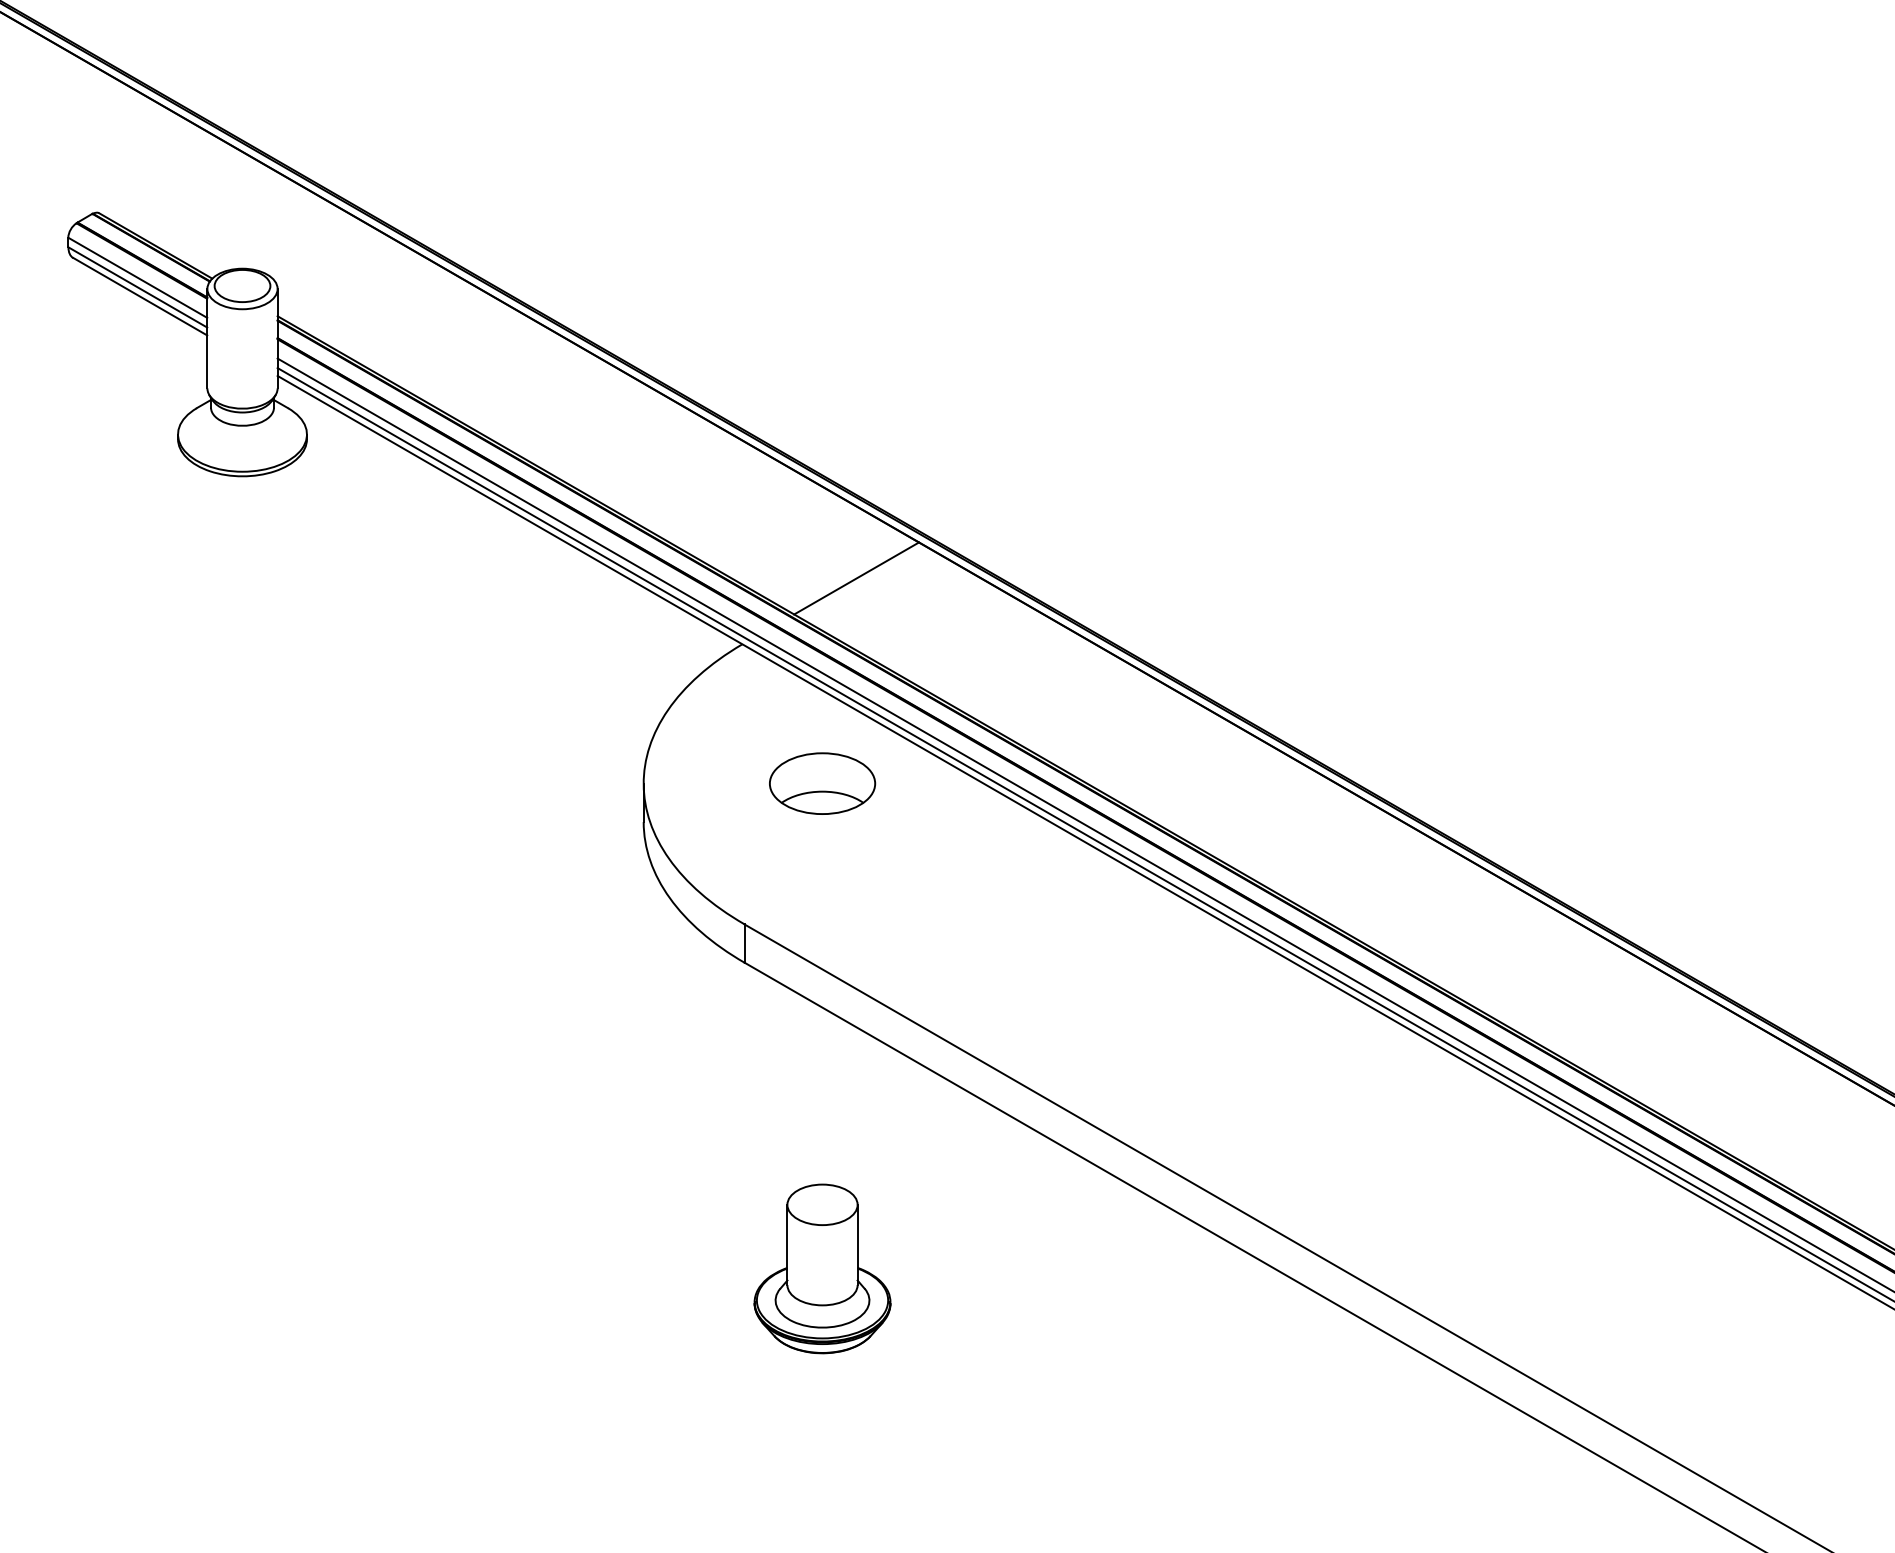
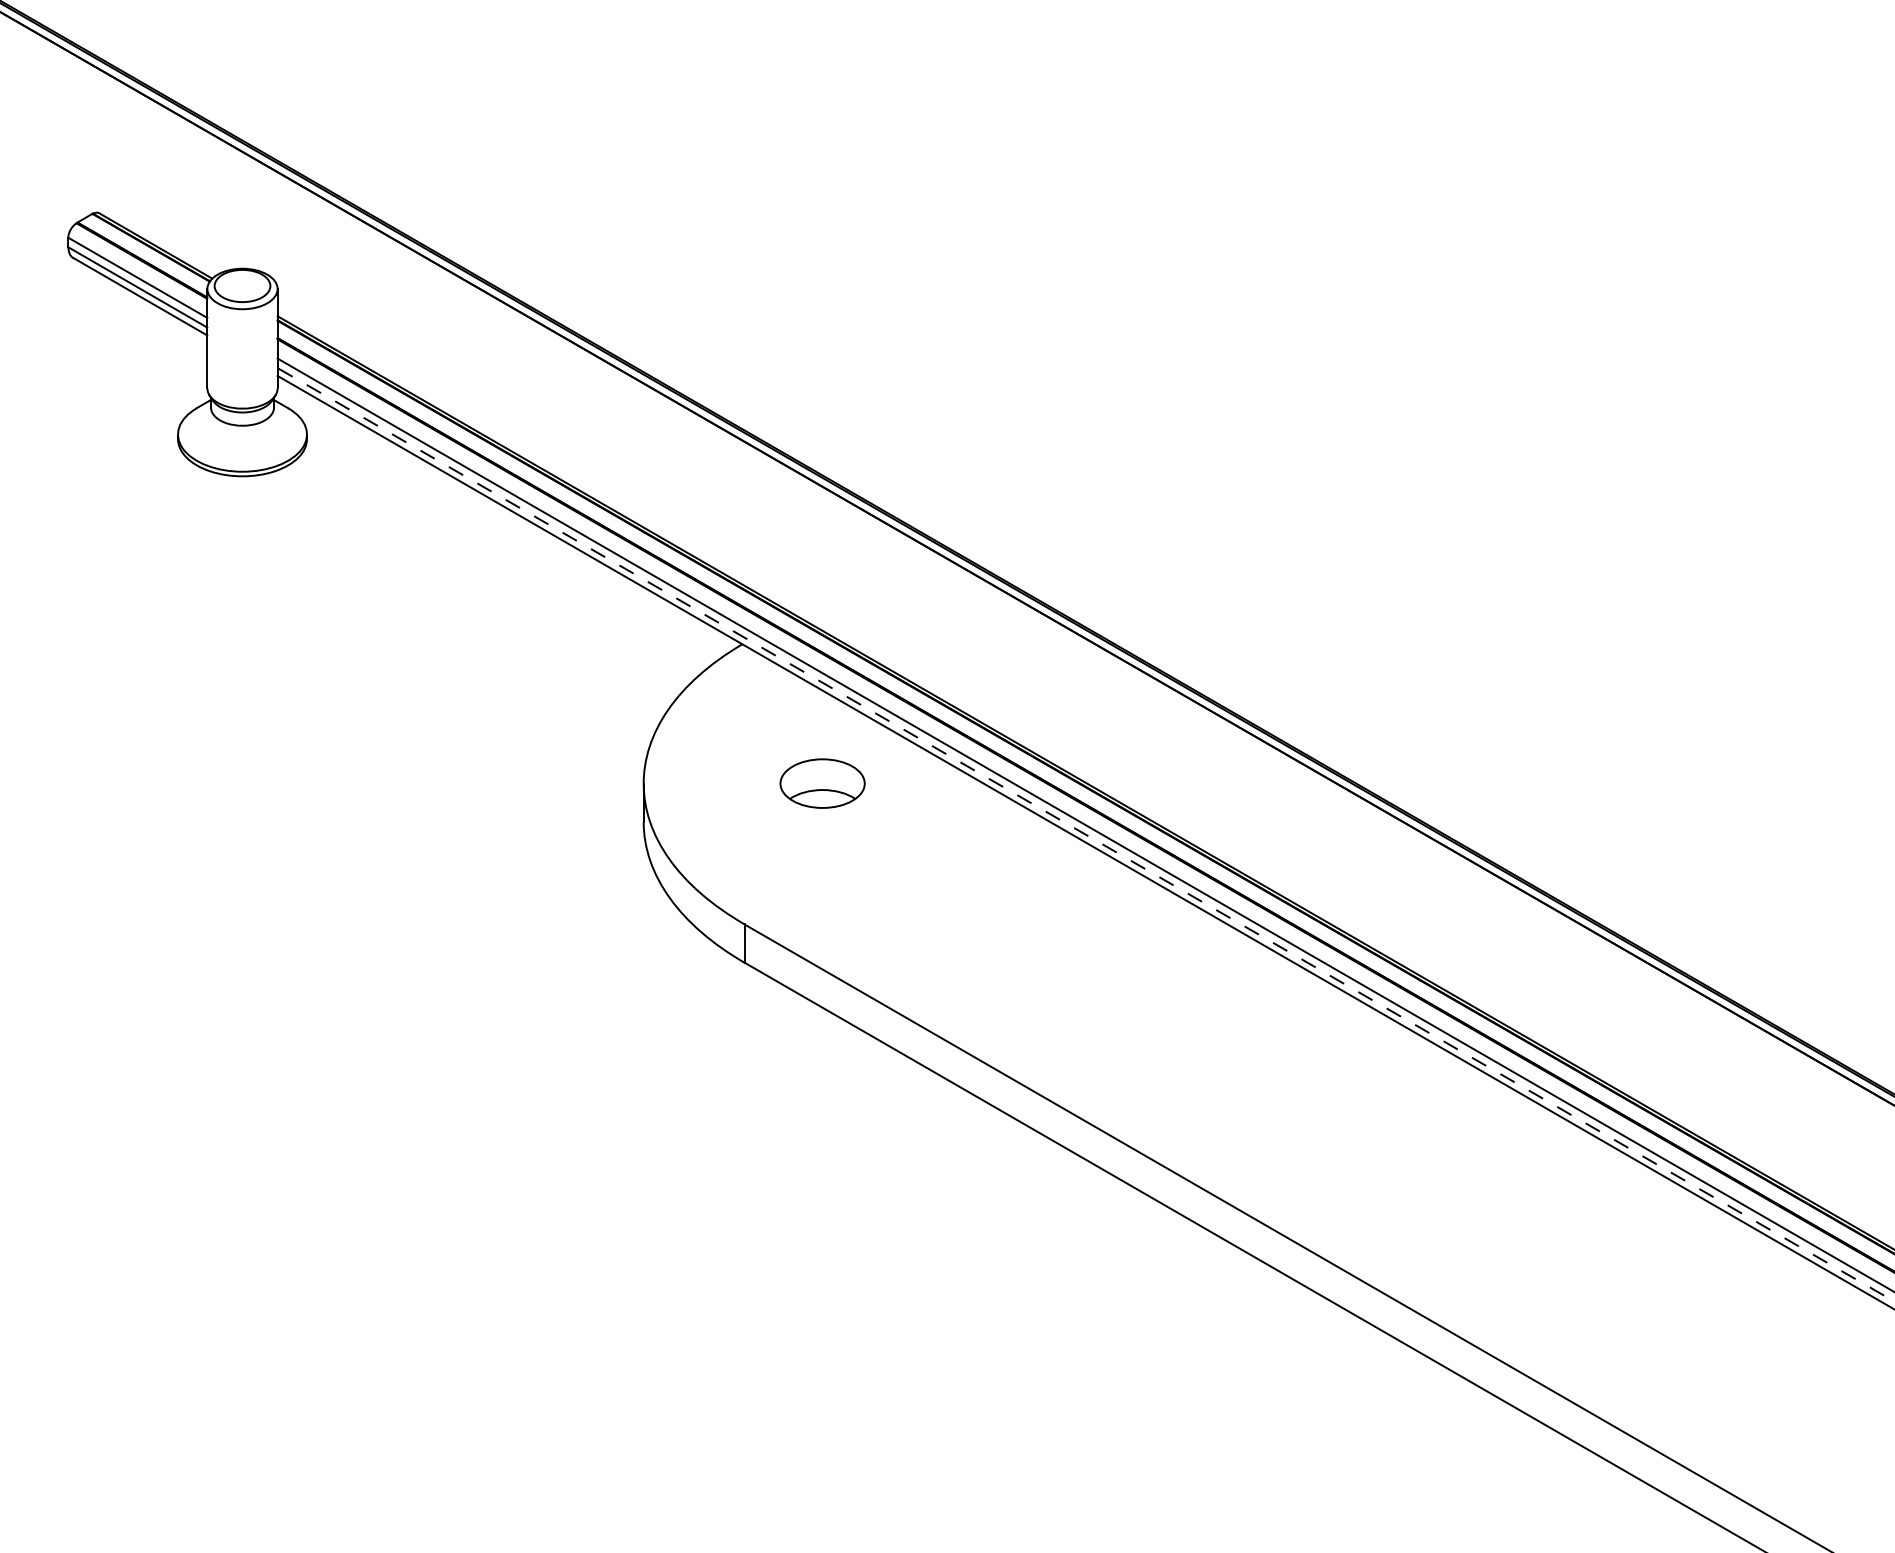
line: present -> none (856, 578)
part size: 108x63 px -> 87x51 px (822, 783)
line: solid -> dashed (1085, 834)
part: present -> none (822, 1268)
